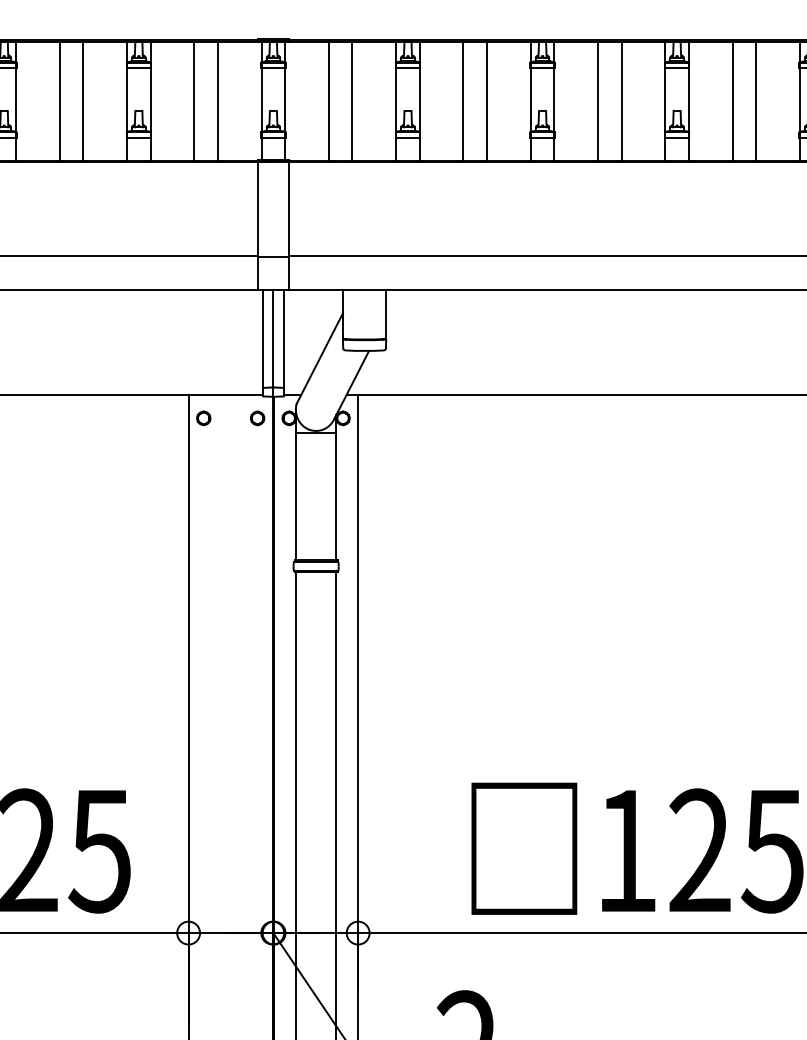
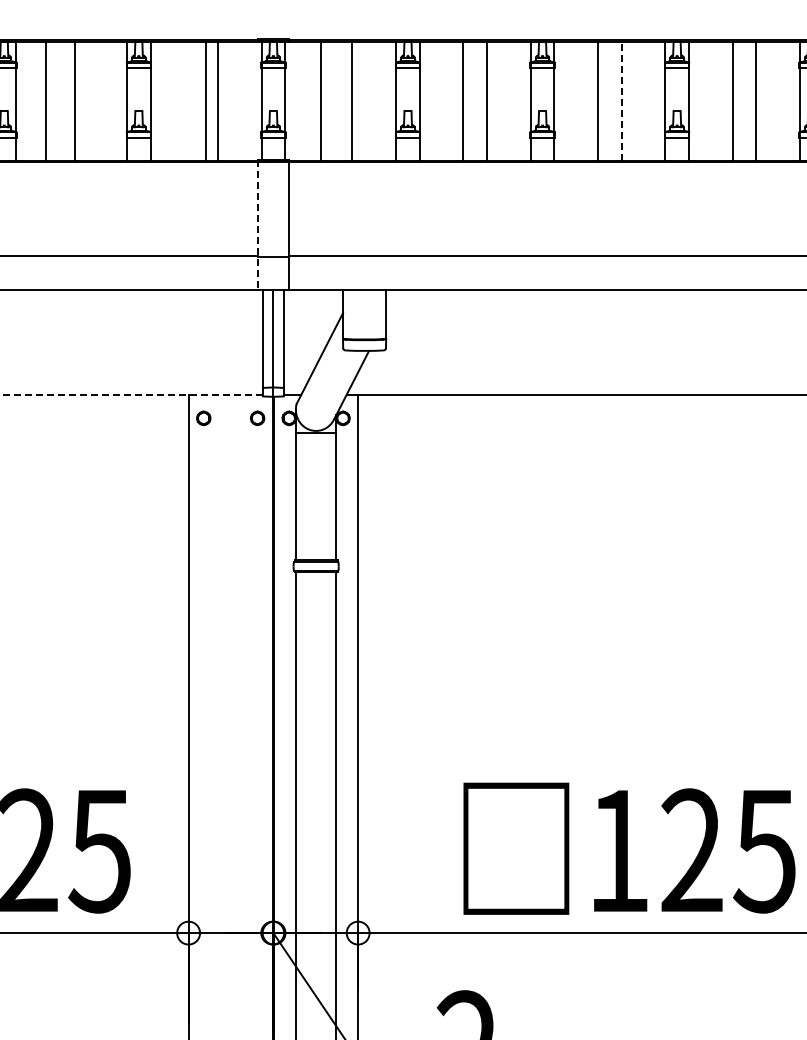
line position: (59, 101) -> (45, 101) (45, 101)
line position: (83, 101) -> (75, 101) (75, 101)
line position: (194, 101) -> (206, 101) (206, 101)
line position: (328, 101) -> (320, 101) (320, 101)
line: solid -> dashed (621, 101)
line: solid -> dashed (258, 225)
line: solid -> dashed (131, 394)
text position: (637, 848) -> (629, 848) (629, 848)
